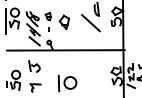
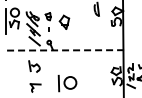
line: present -> none (90, 23)
line: solid -> dashed (65, 50)
part: present -> none (13, 79)
